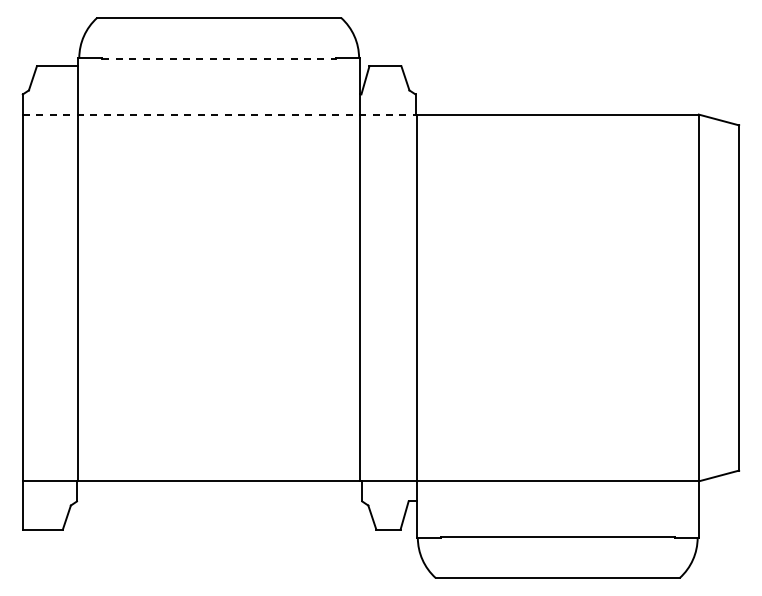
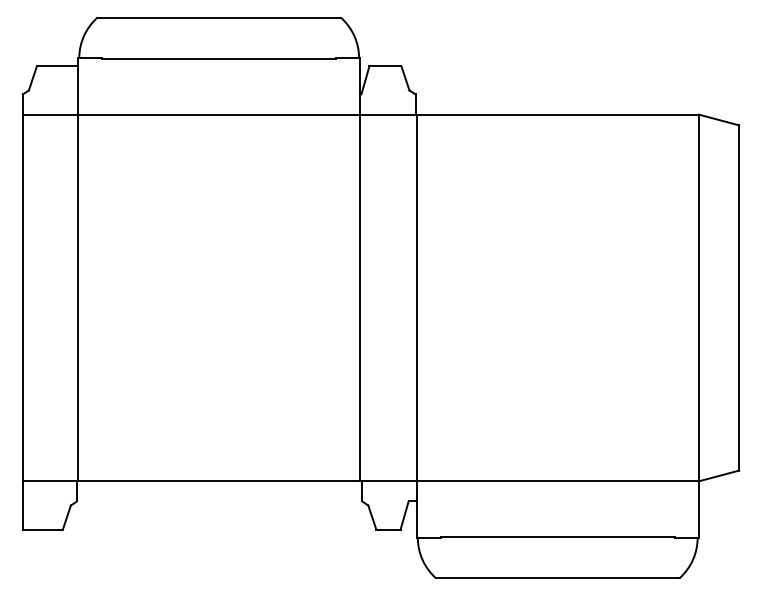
line: dashed -> solid (219, 59)
line: dashed -> solid (219, 114)
